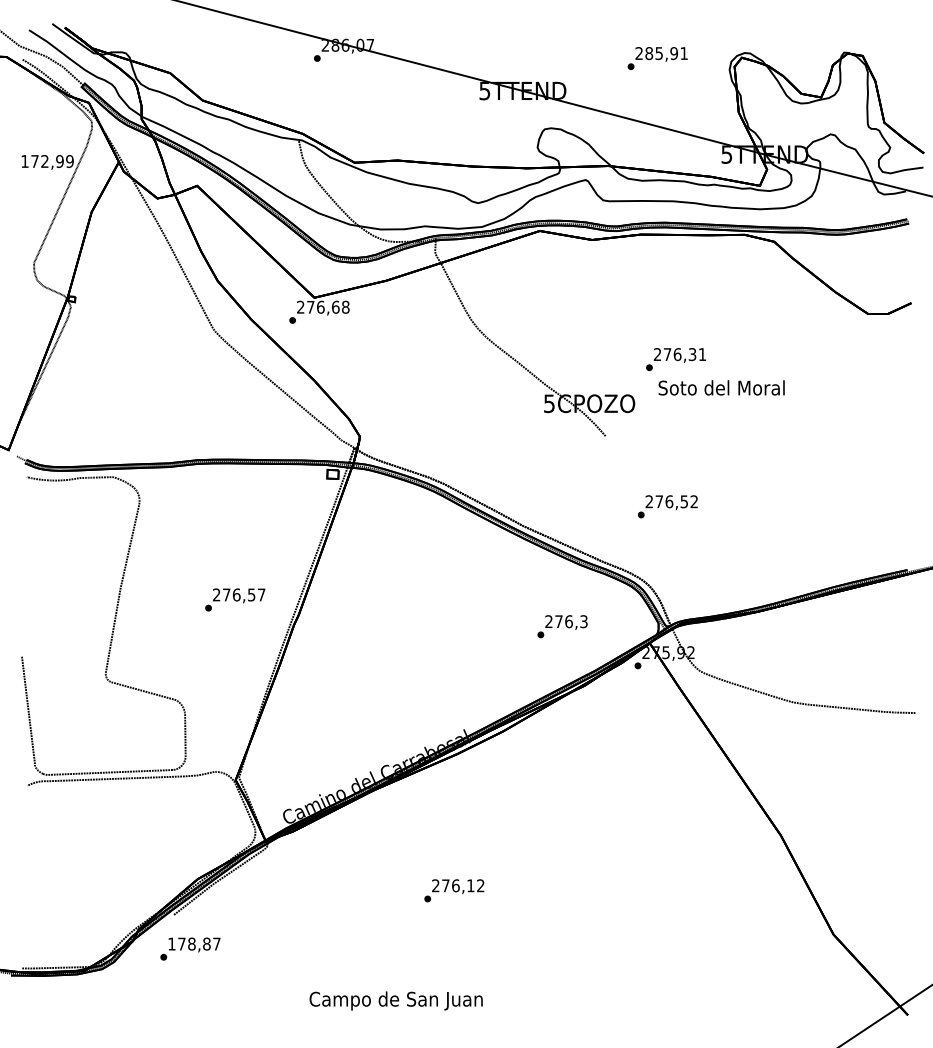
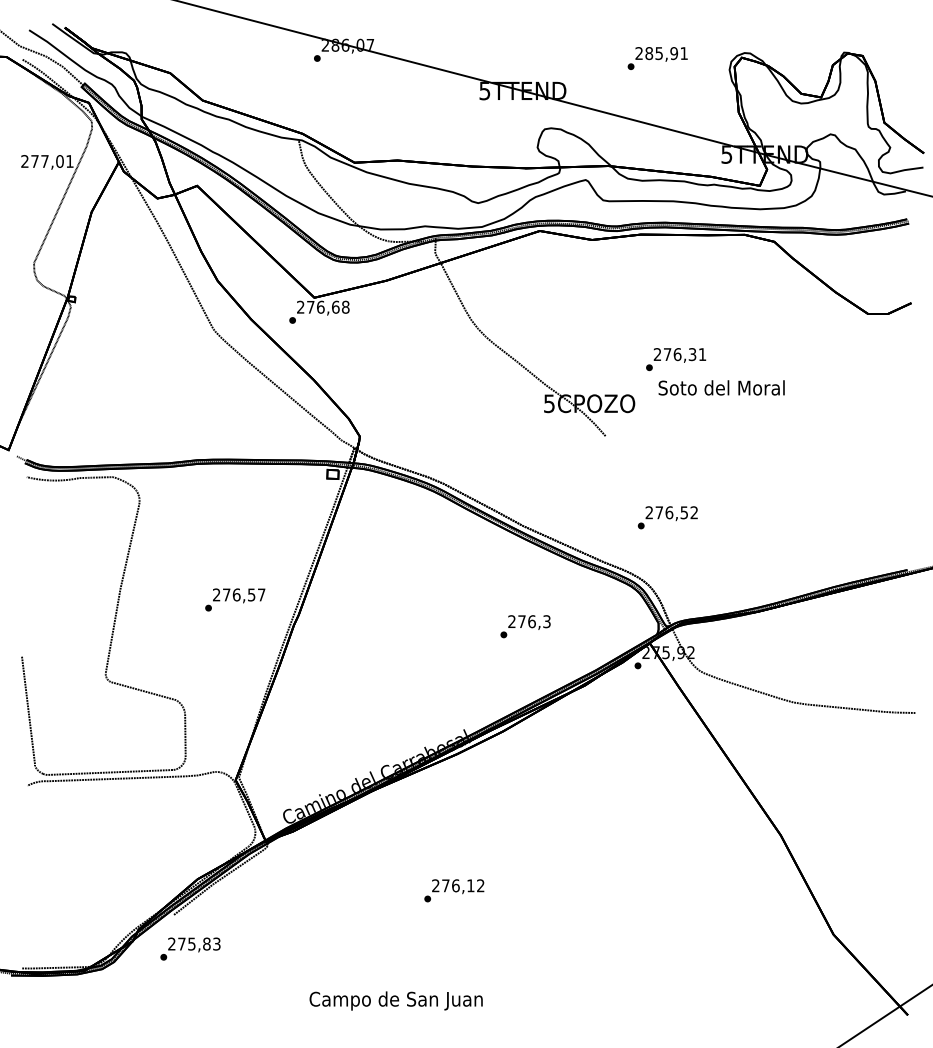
text: 172,99 -> 277,01 (47, 161)
text position: (667, 506) -> (667, 517) (667, 517)
text position: (562, 626) -> (525, 626) (525, 626)
text: 178,87 -> 275,83 (194, 943)
